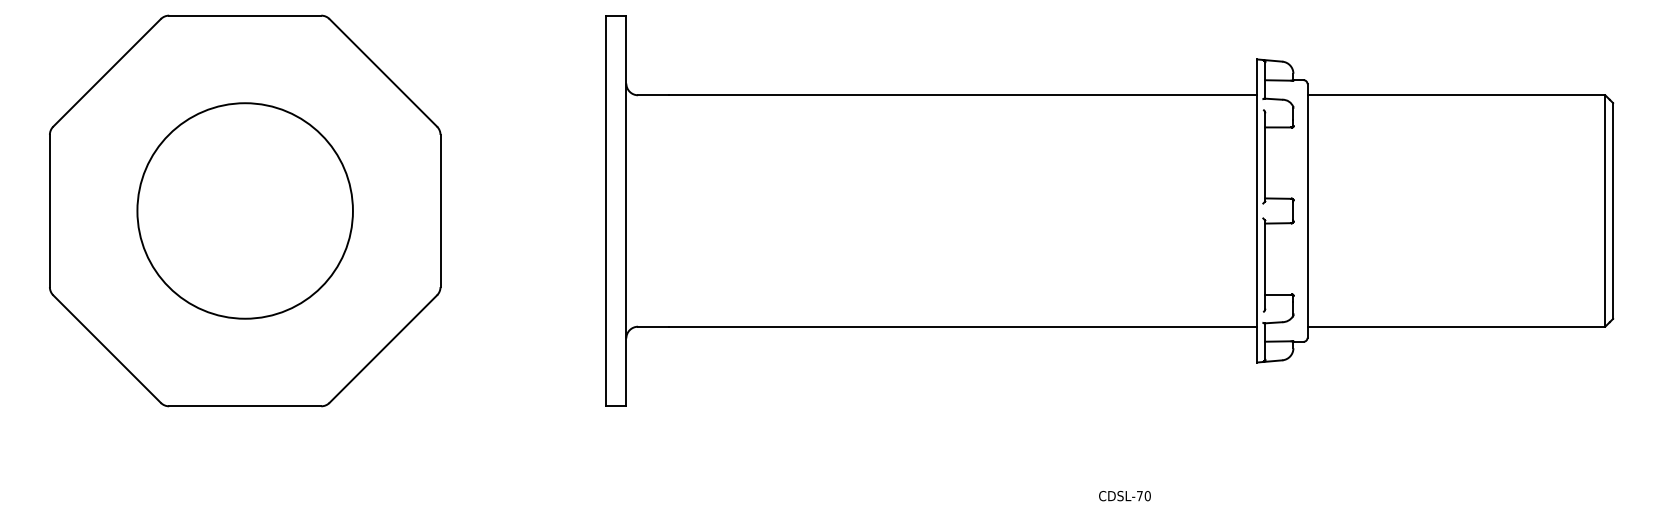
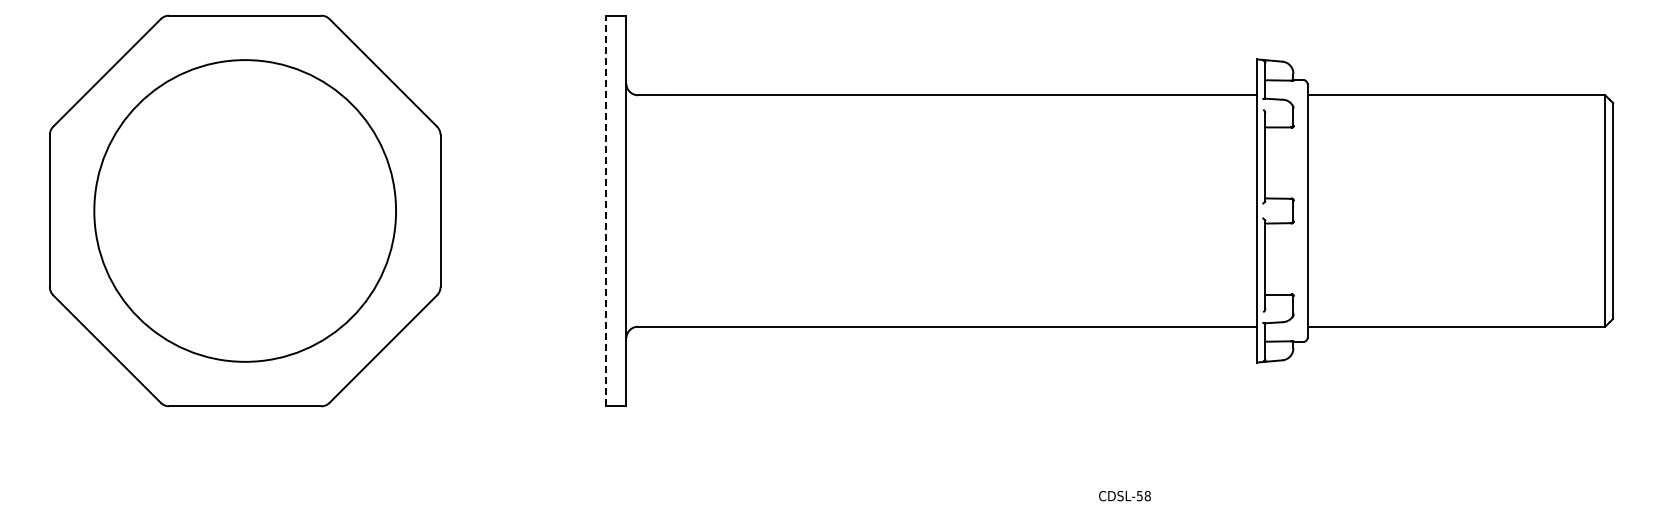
circle diameter: 216 px -> 302 px (245, 210)
line: solid -> dashed (606, 210)
text: CDSL-70 -> CDSL-58 (1143, 496)
